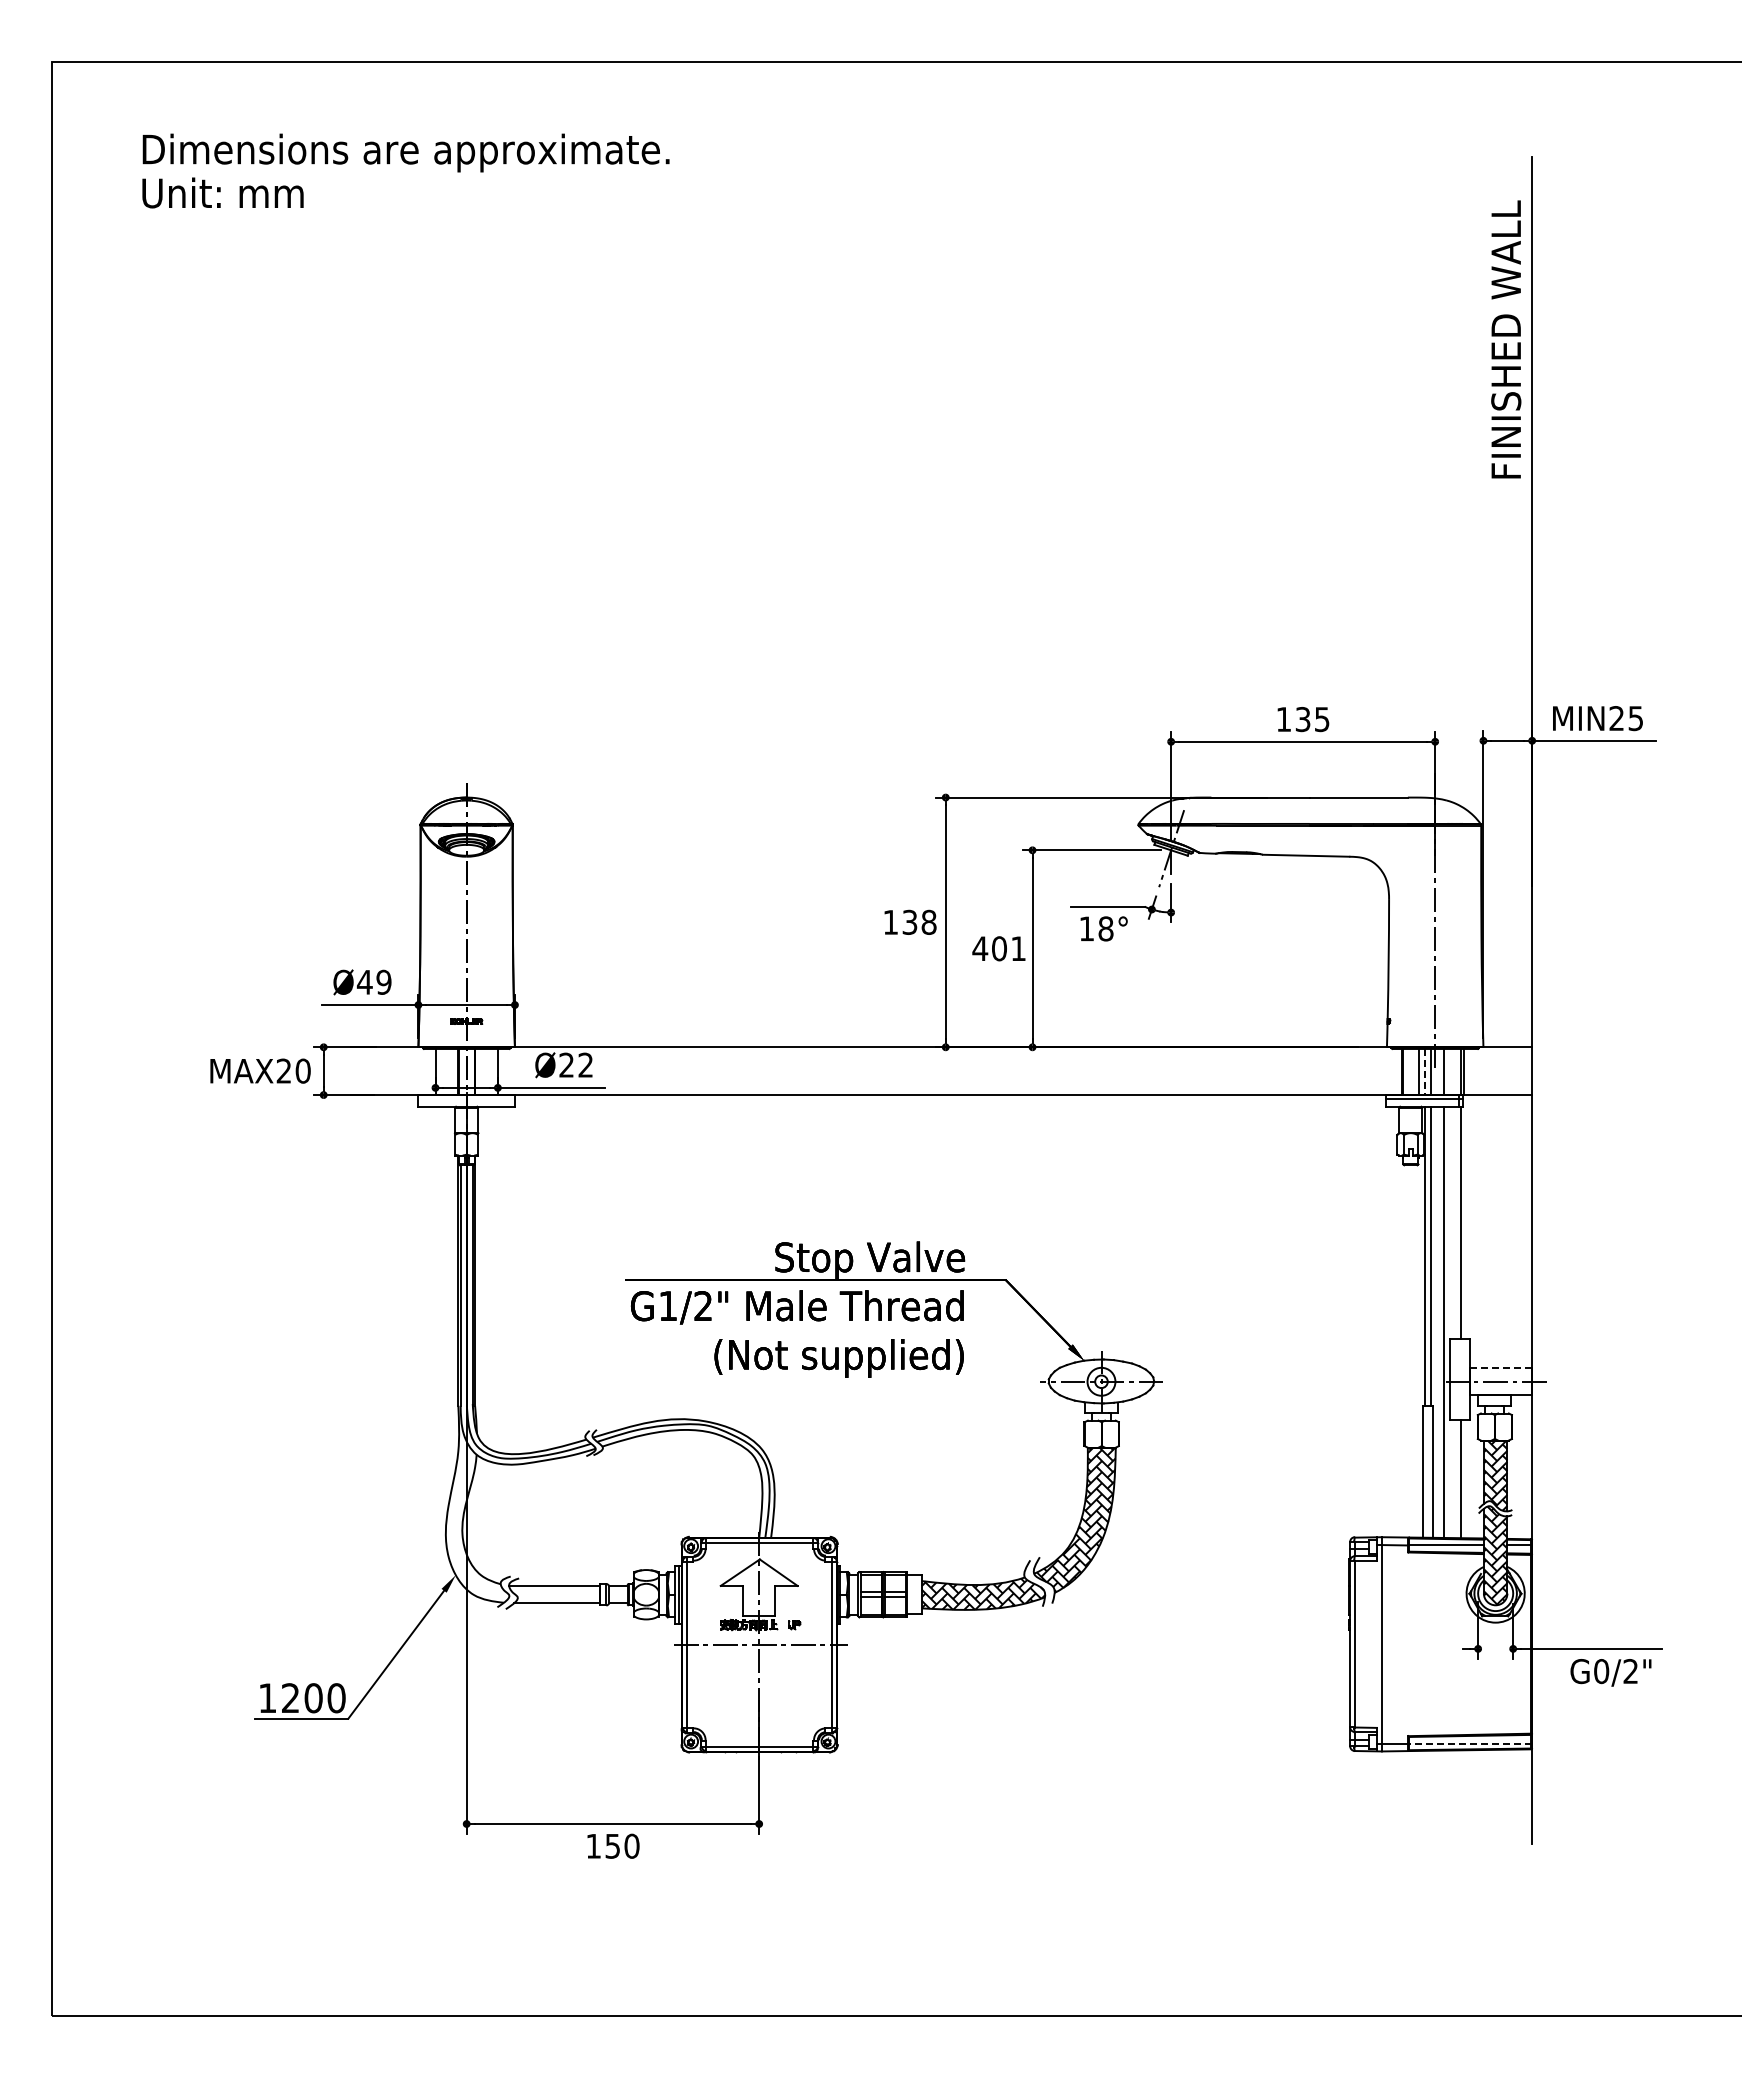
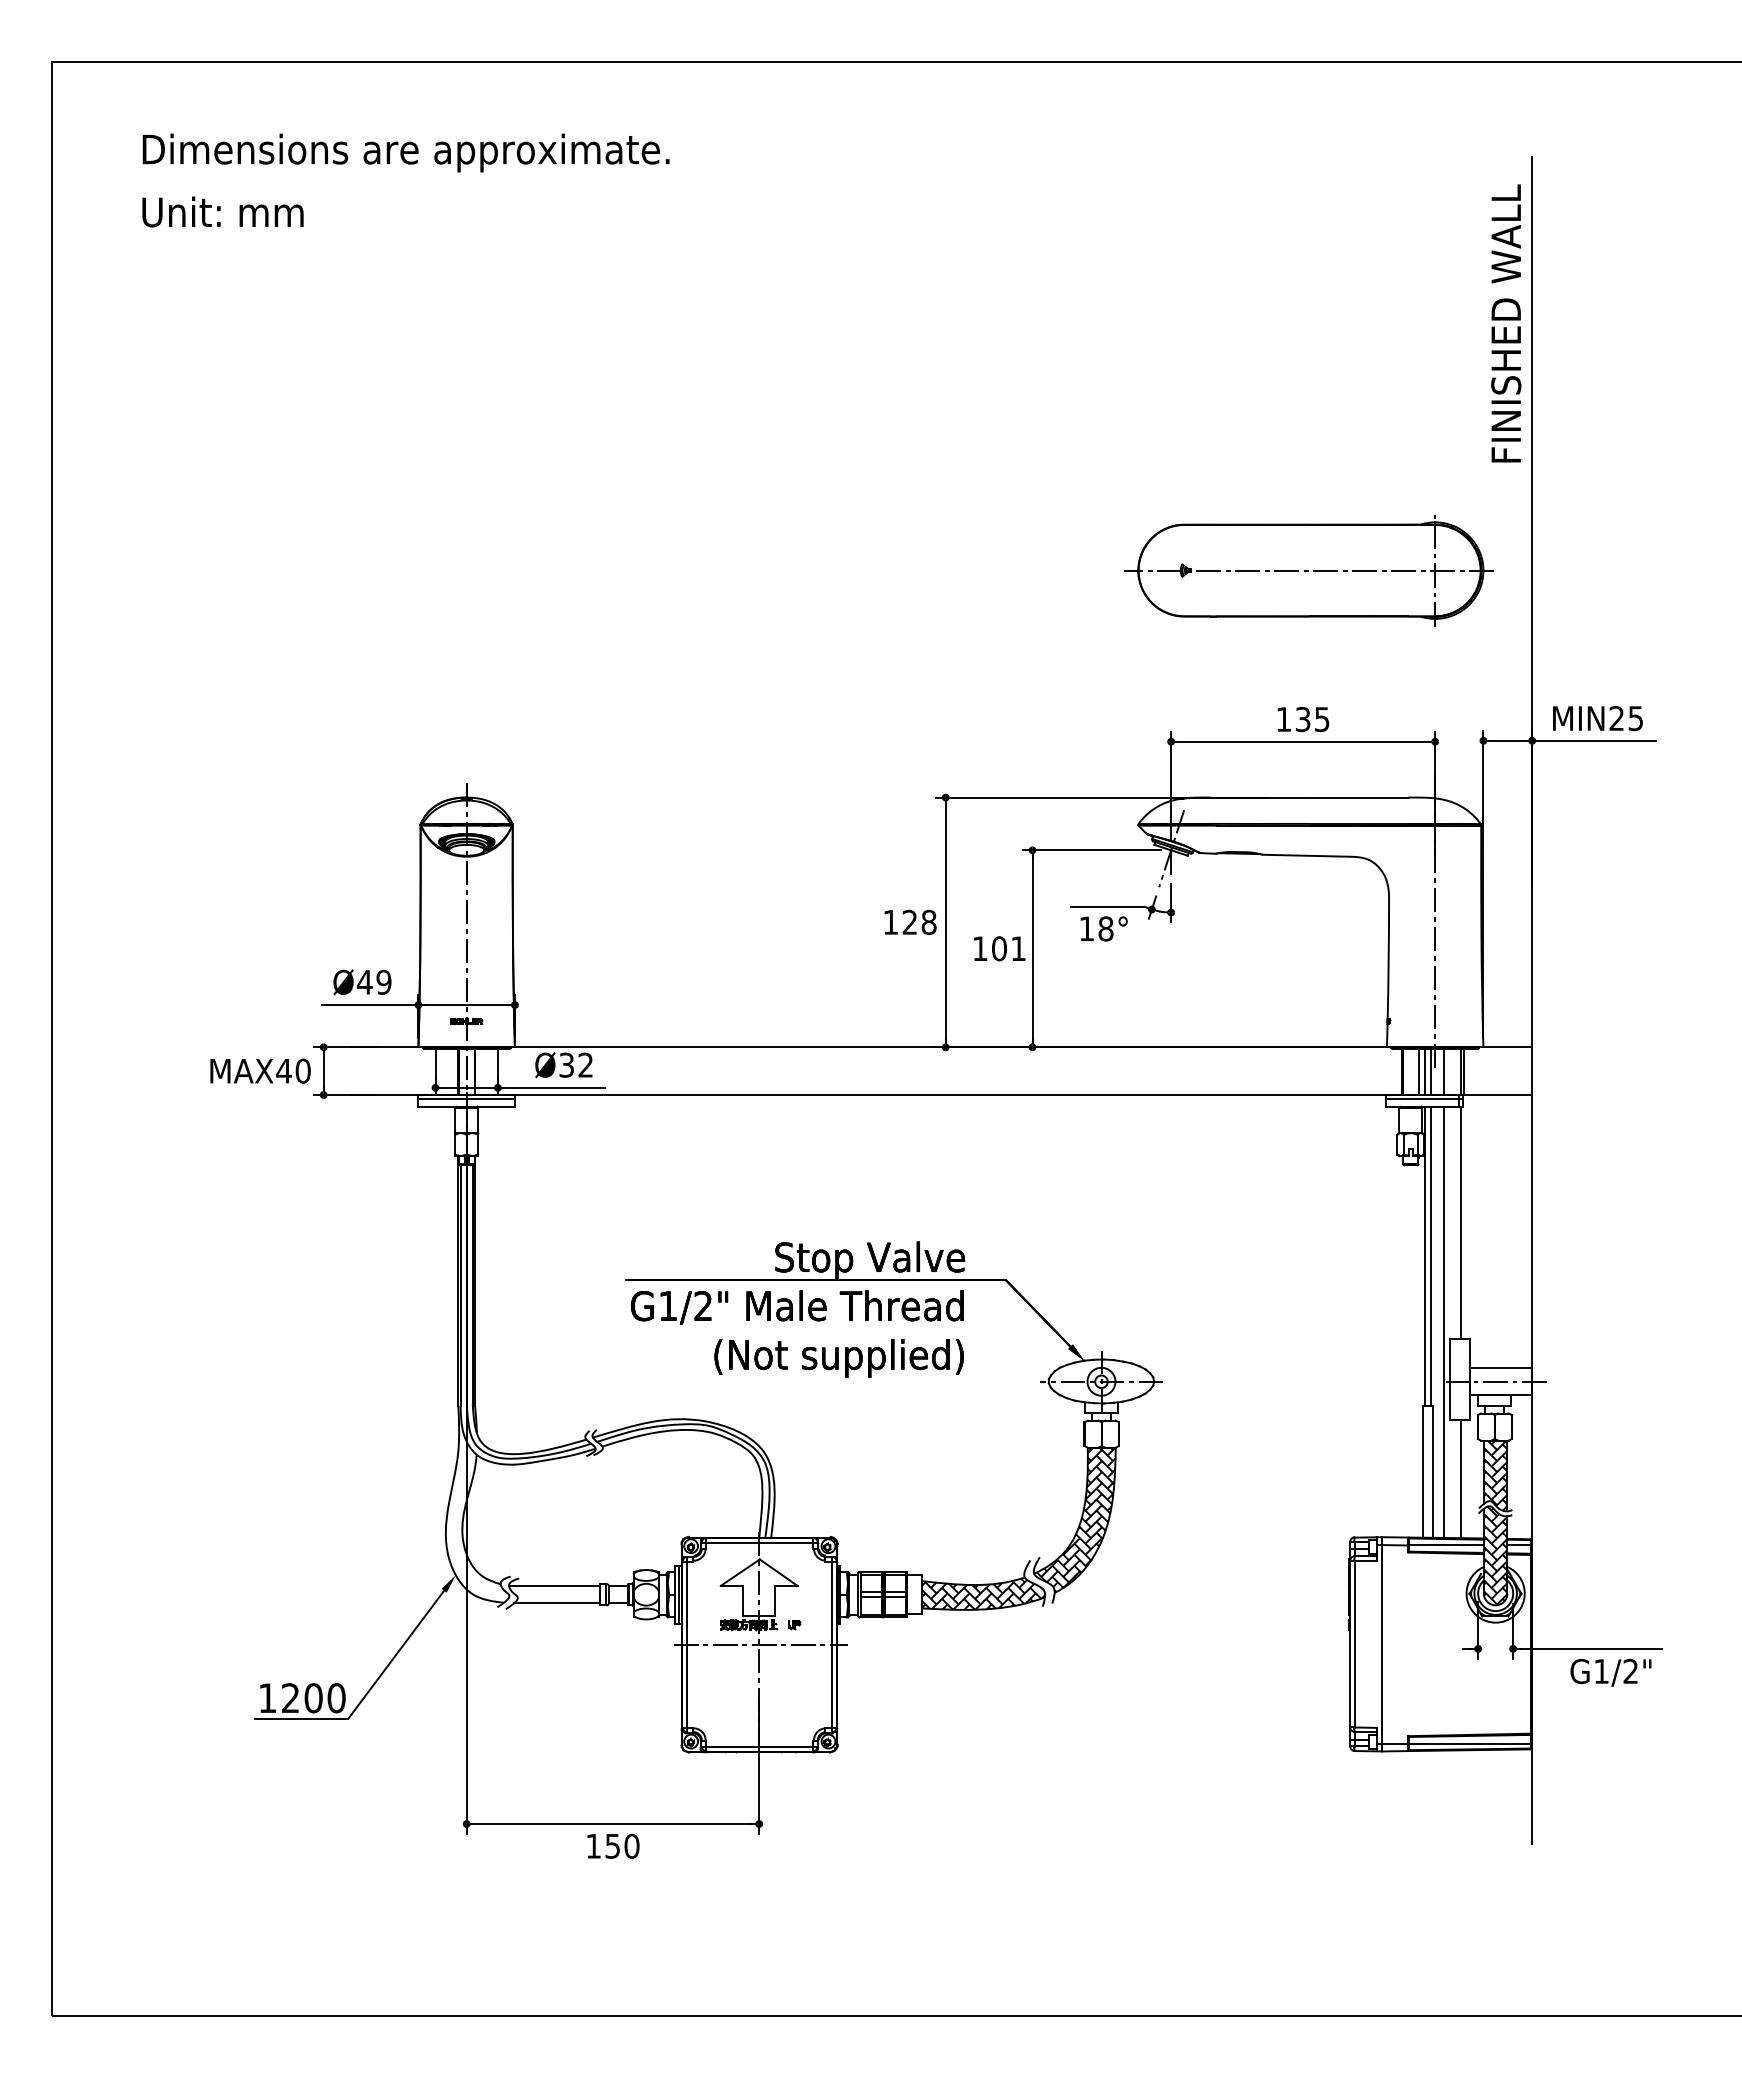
text position: (222, 192) -> (222, 211) (222, 211)
text position: (1506, 339) -> (1506, 323) (1506, 323)
part: none -> present (1308, 570)
text: 138 -> 128 (909, 922)
text: 401 -> 101 (980, 948)
text: Ø22 -> Ø32 (566, 1065)
text: MAX20 -> MAX40 (283, 1070)
line: dashed -> solid (1425, 1072)
line: none -> present (466, 1098)
line: dashed -> solid (1501, 1368)
text: G0/2" -> G1/2" (1601, 1671)
line: dashed -> solid (1470, 1743)
